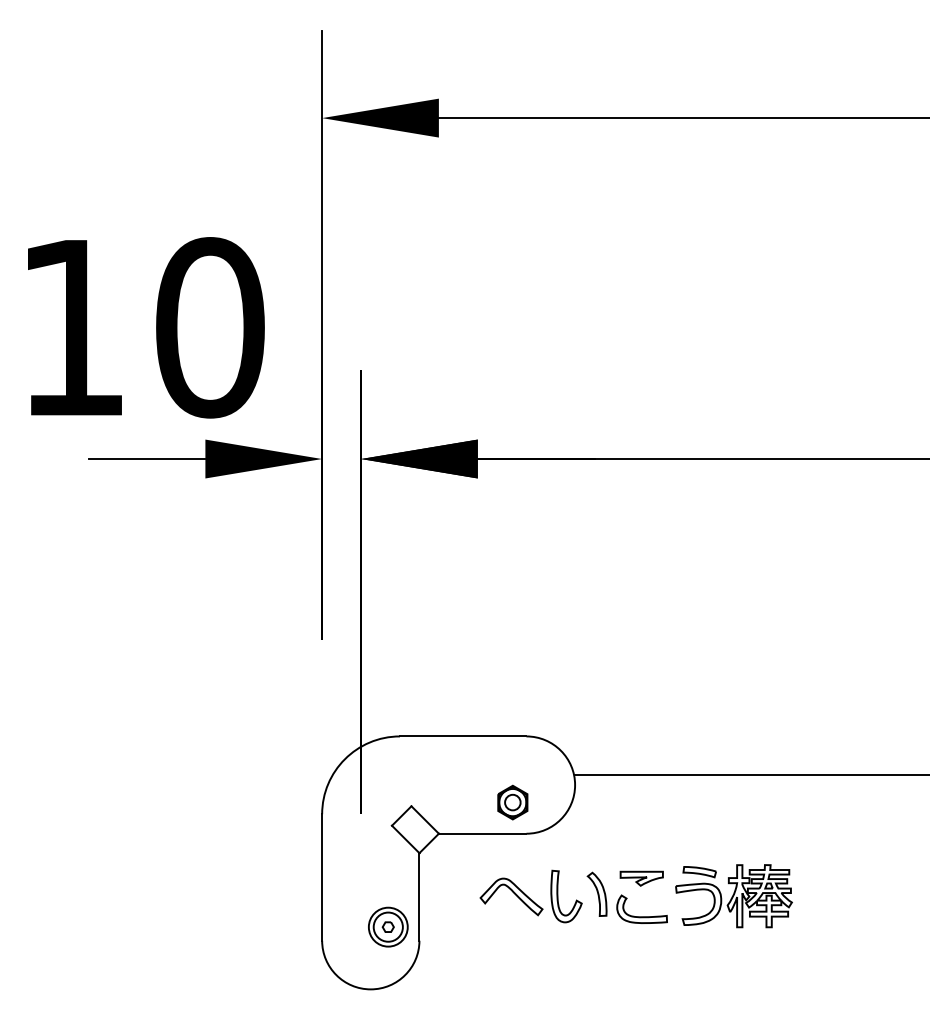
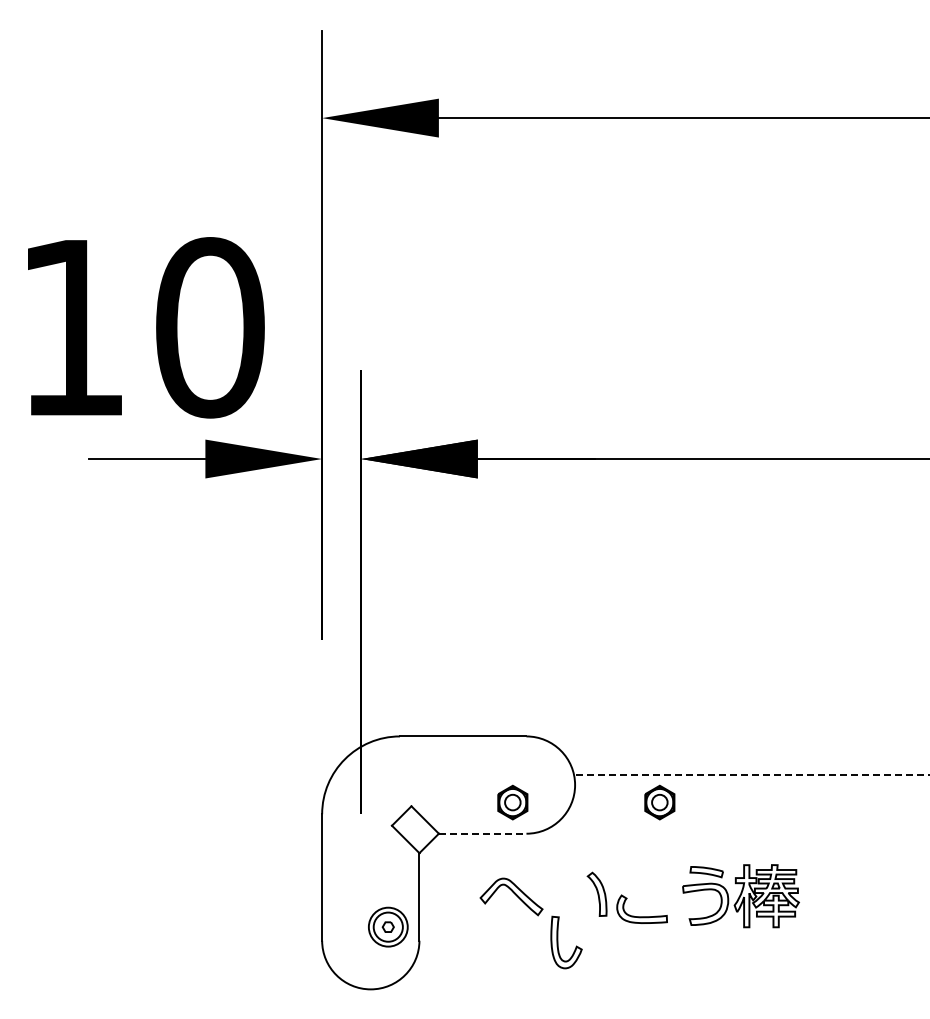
line: solid -> dashed (752, 775)
part: none -> present (659, 802)
line: solid -> dashed (482, 833)
part: present -> none (641, 878)
part position: (558, 896) -> (558, 942) (558, 942)
part position: (733, 896) -> (740, 896) (740, 896)
